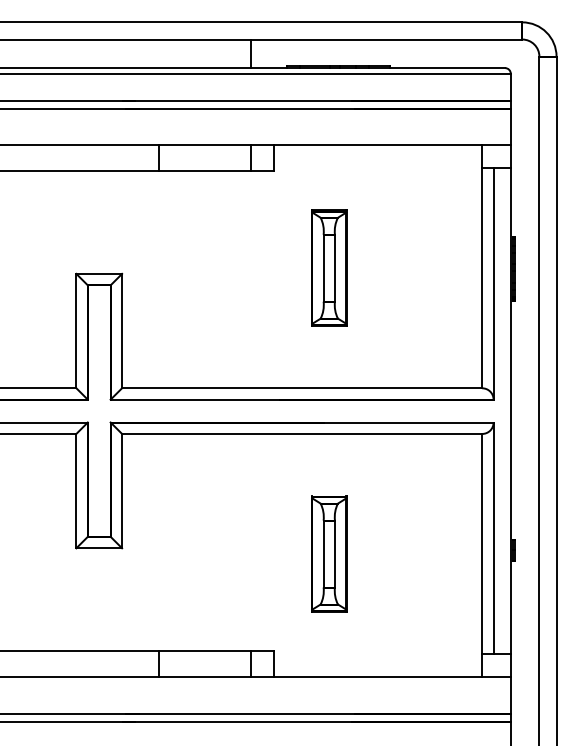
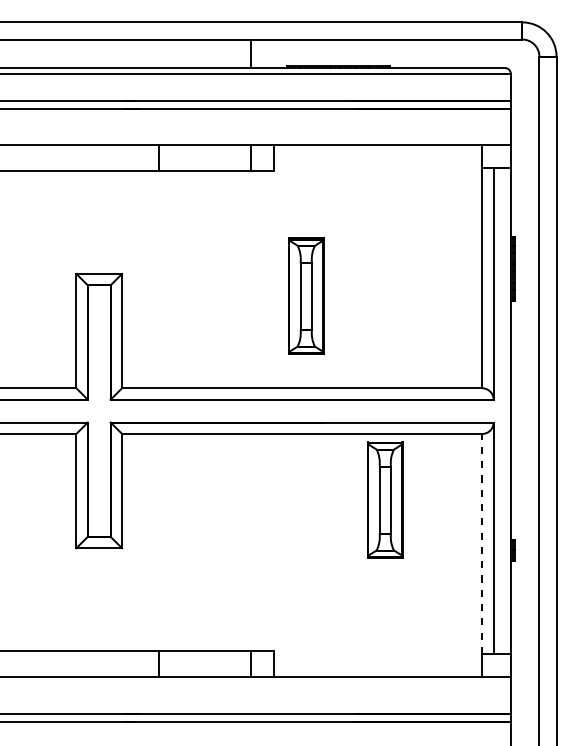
part position: (329, 267) -> (306, 295) (306, 295)
line: solid -> dashed (482, 543)
part position: (329, 553) -> (385, 499) (385, 499)
